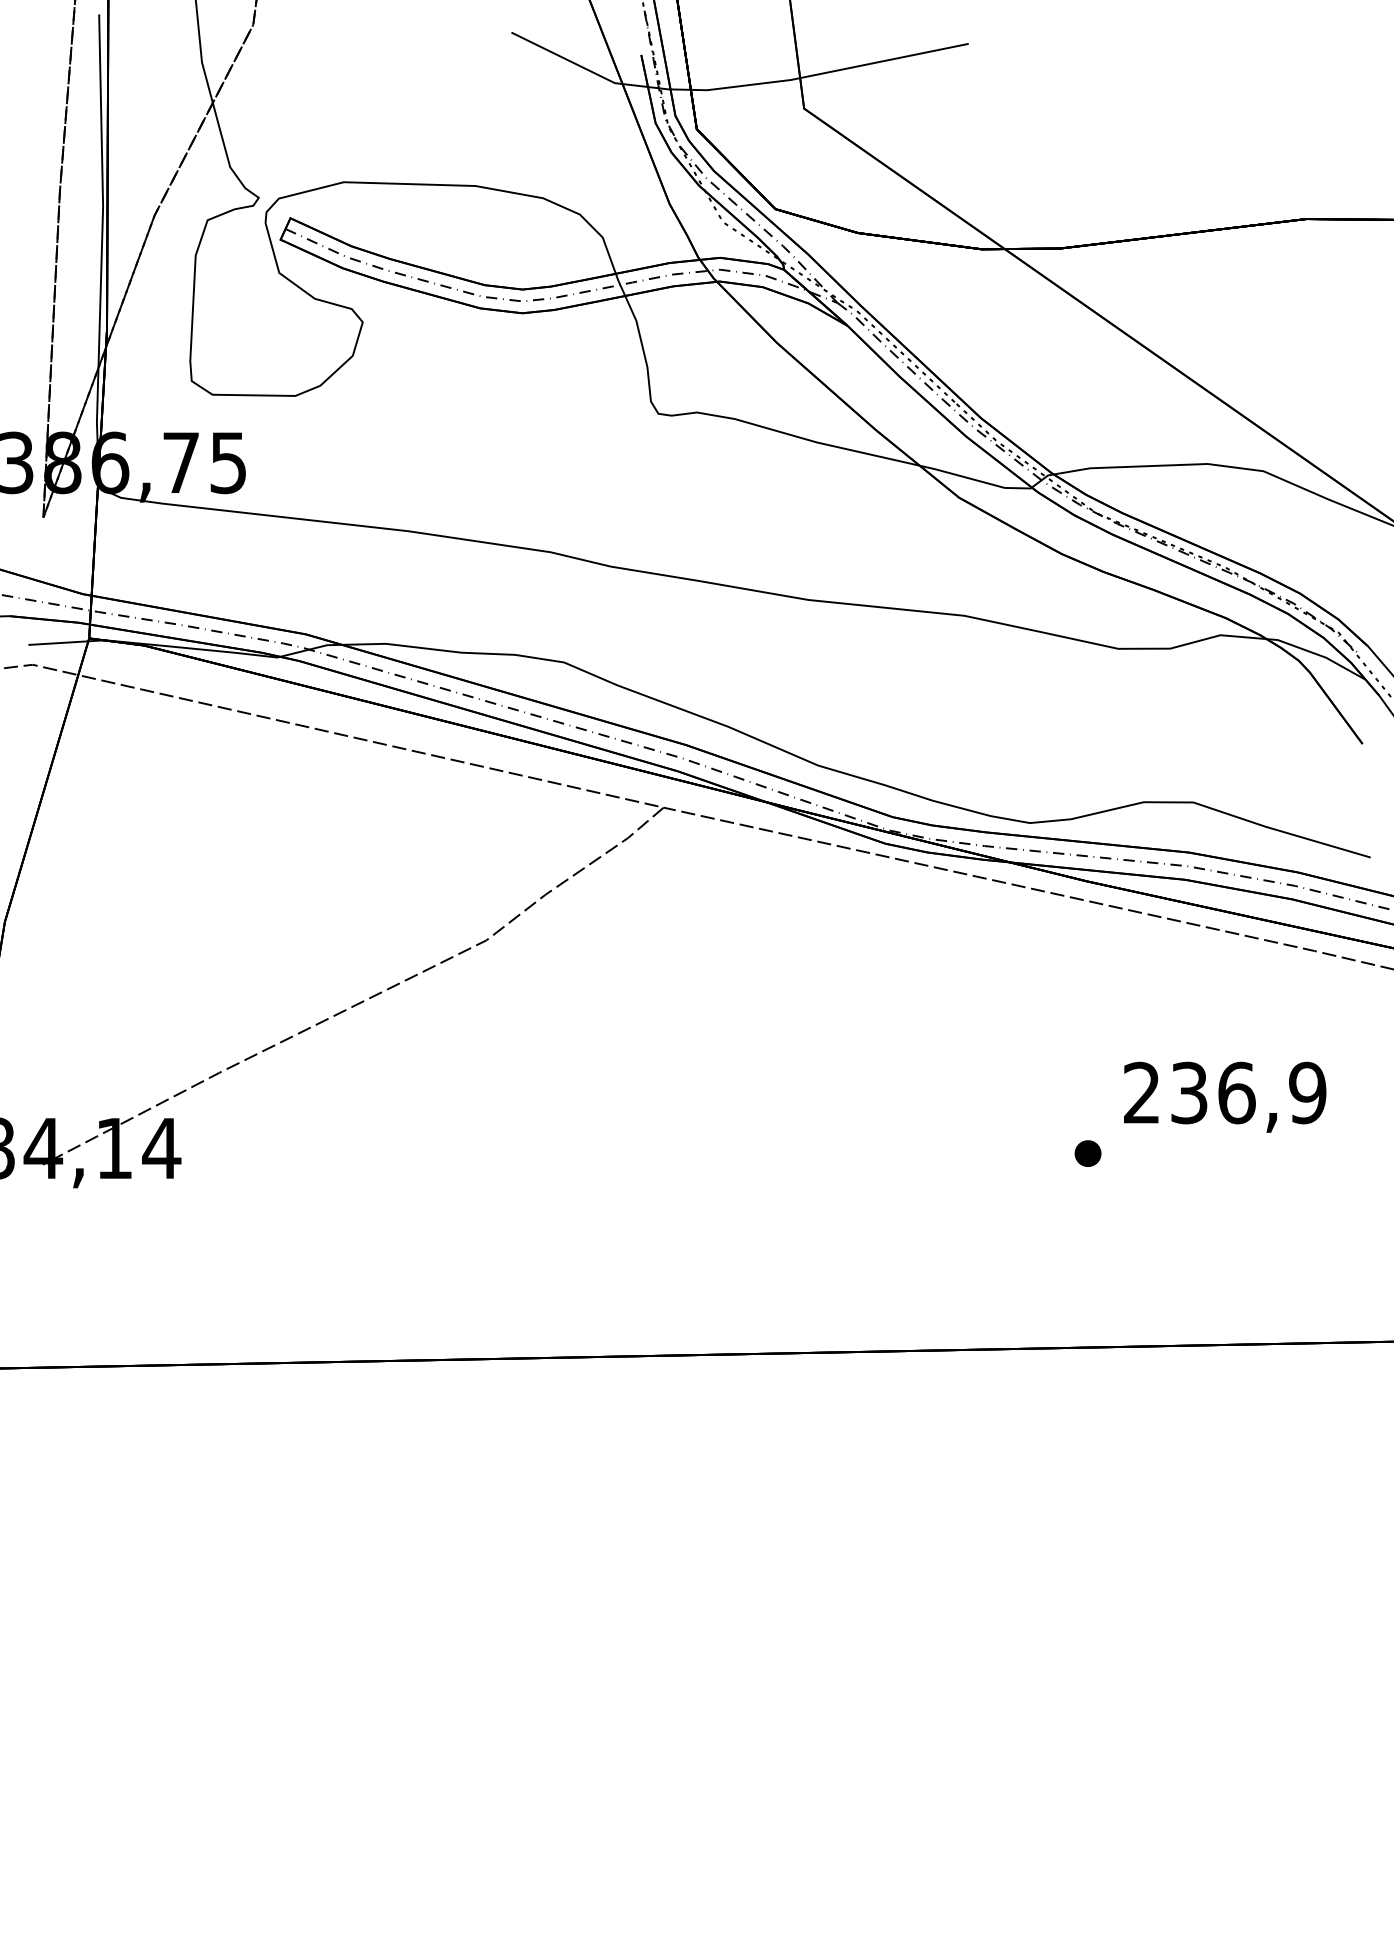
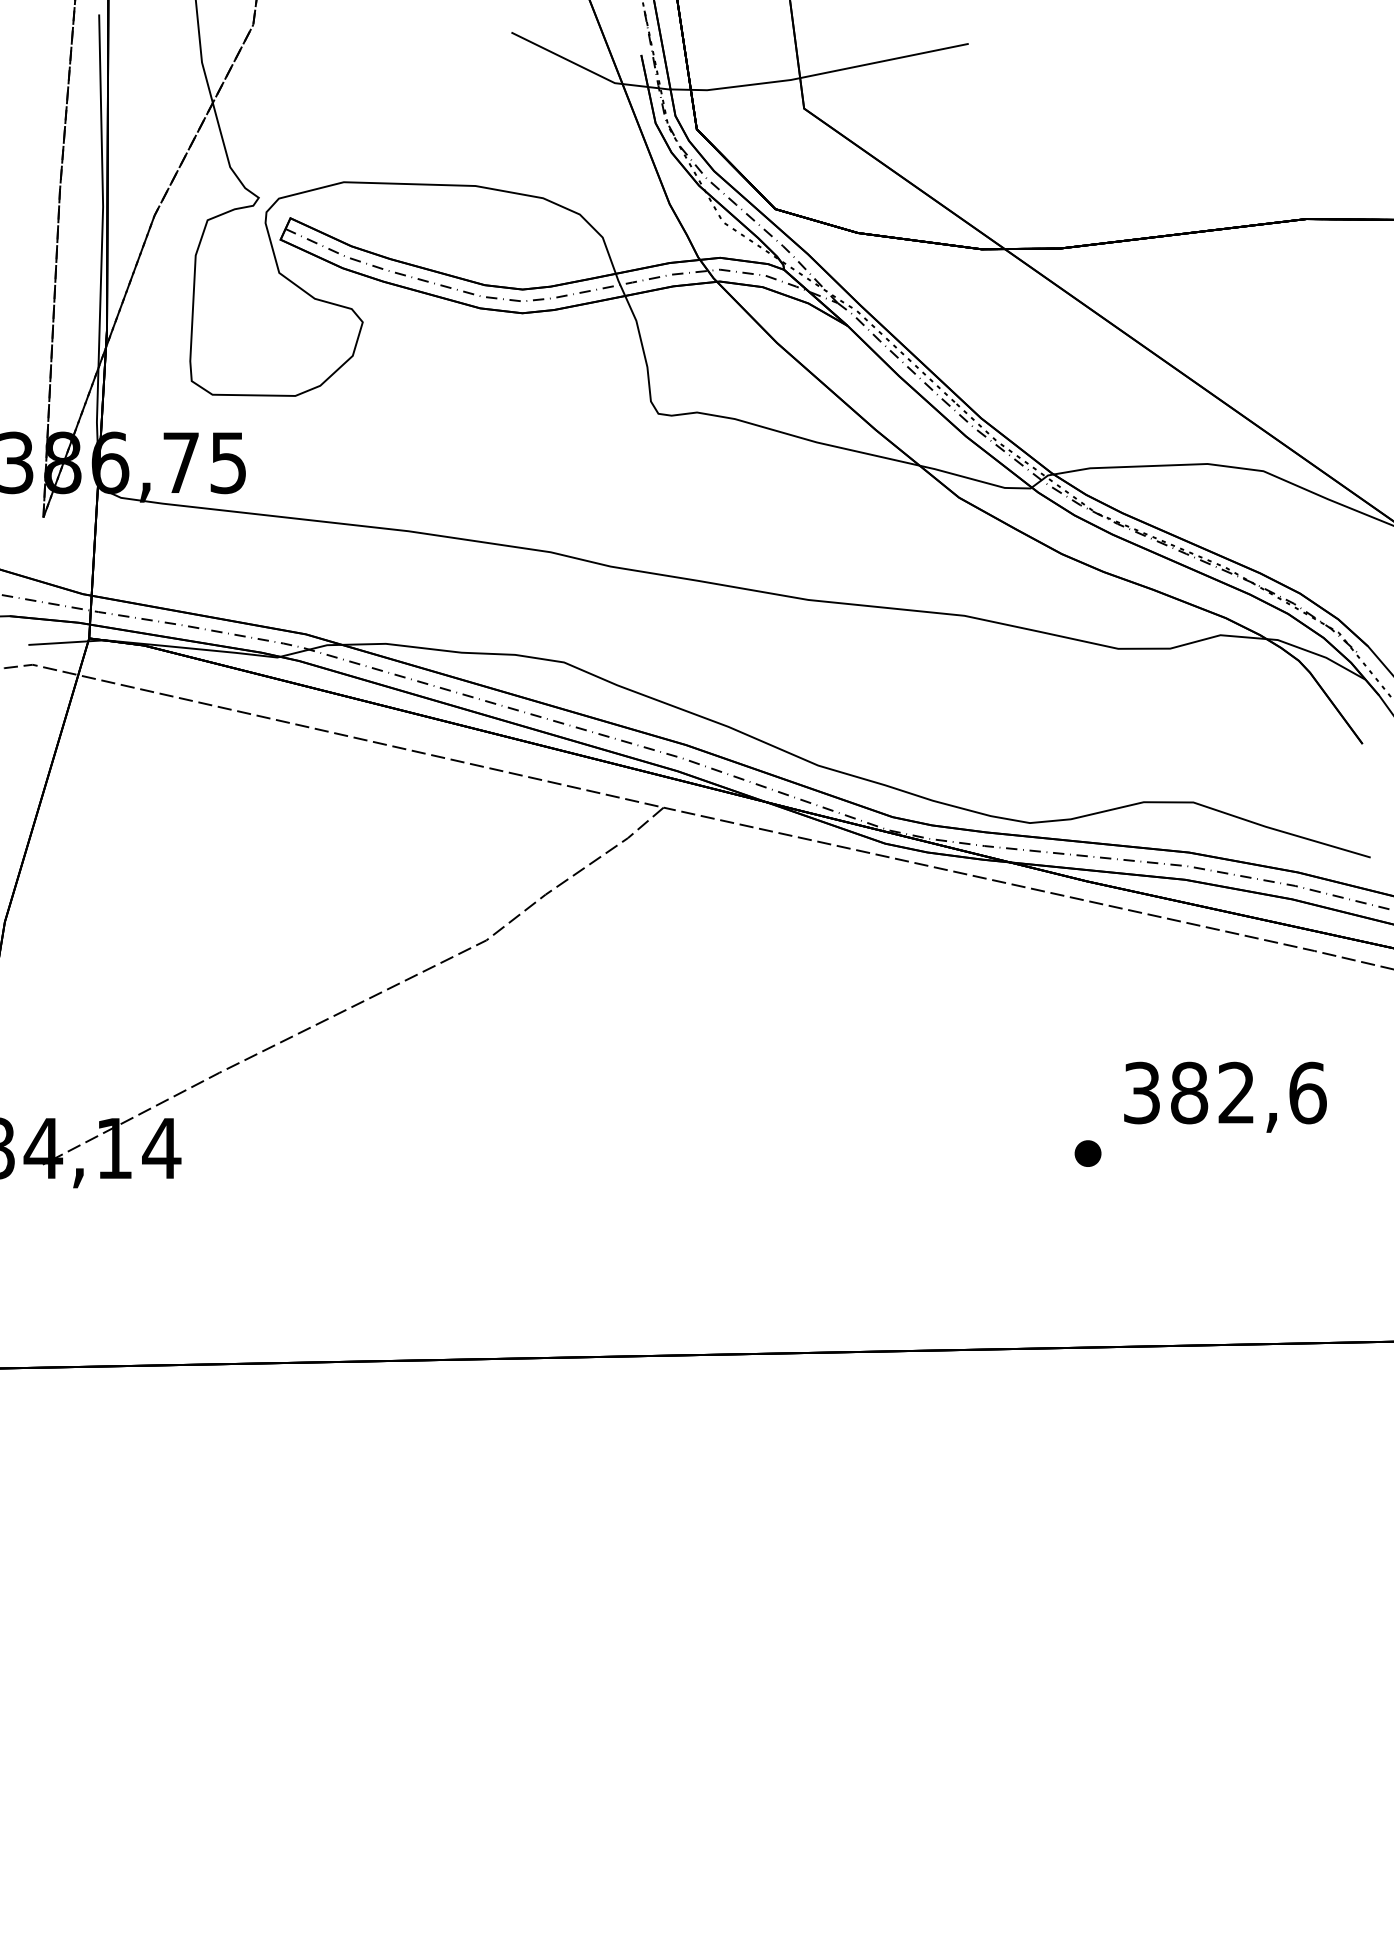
text: 236,9 -> 382,6 (1225, 1092)
